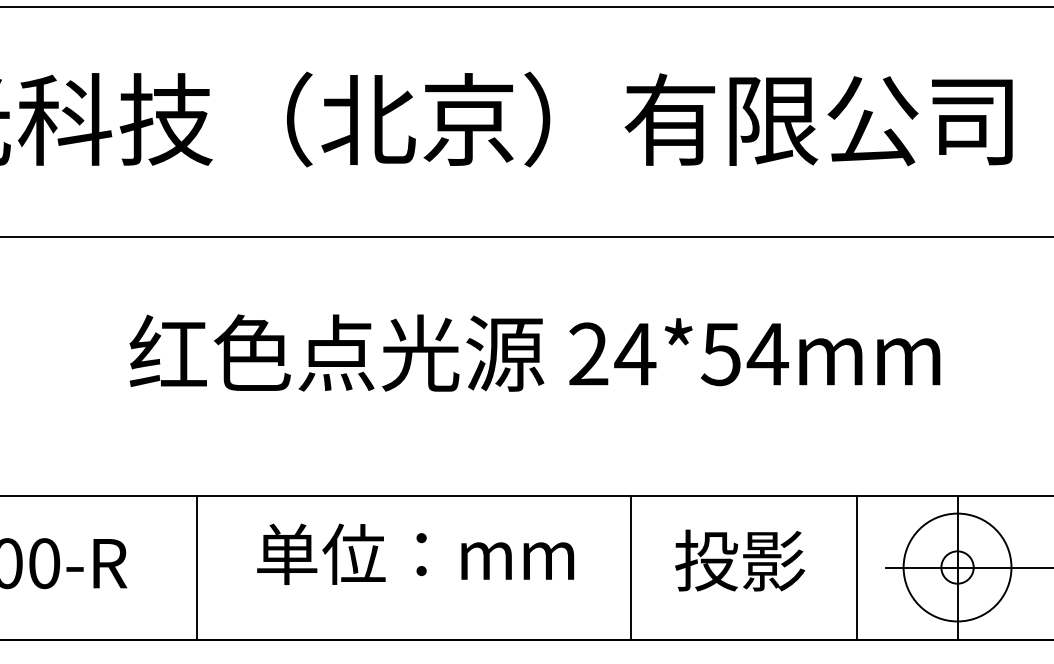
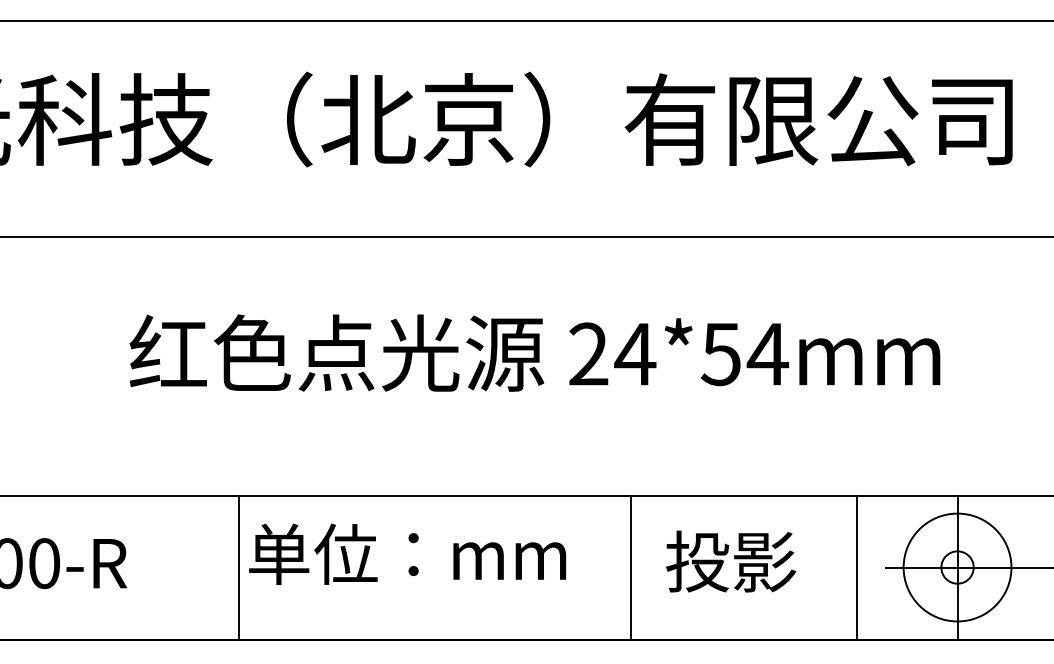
line position: (526, 6) -> (526, 20) (526, 20)
text position: (415, 553) -> (407, 553) (407, 553)
text position: (740, 560) -> (731, 561) (731, 561)
line position: (196, 567) -> (238, 567) (238, 567)
